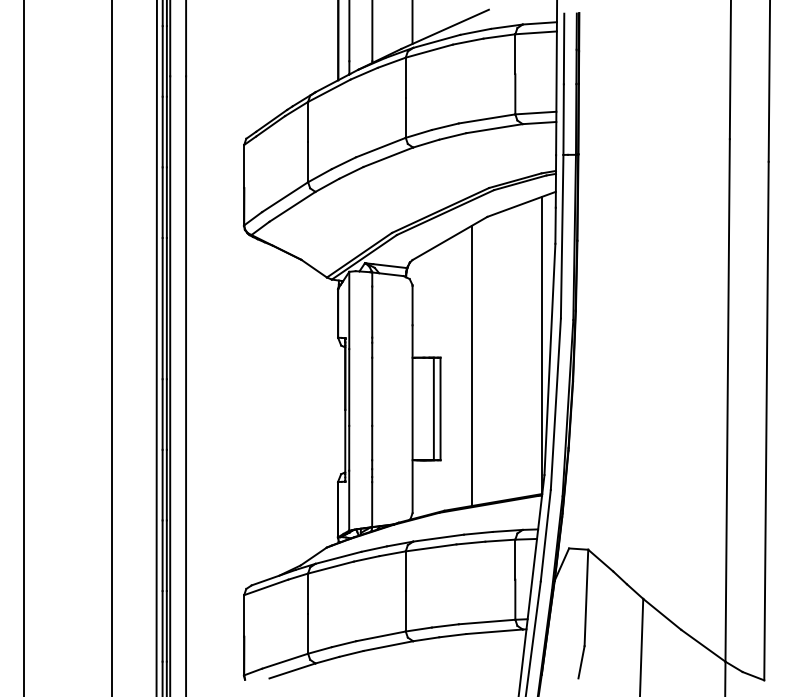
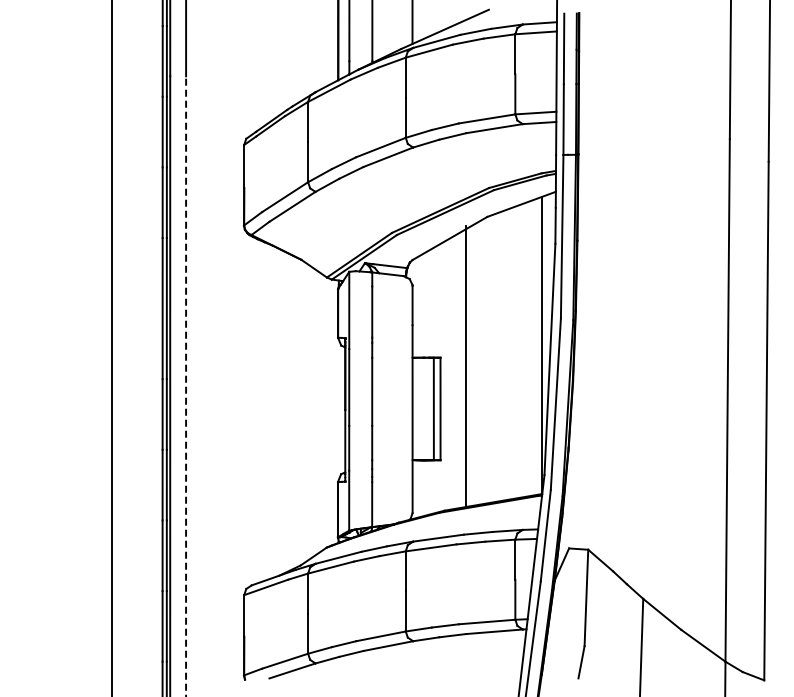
line: present -> none (23, 347)
line: present -> none (156, 347)
line position: (471, 366) -> (465, 366) (465, 366)
line: solid -> dashed (186, 386)
